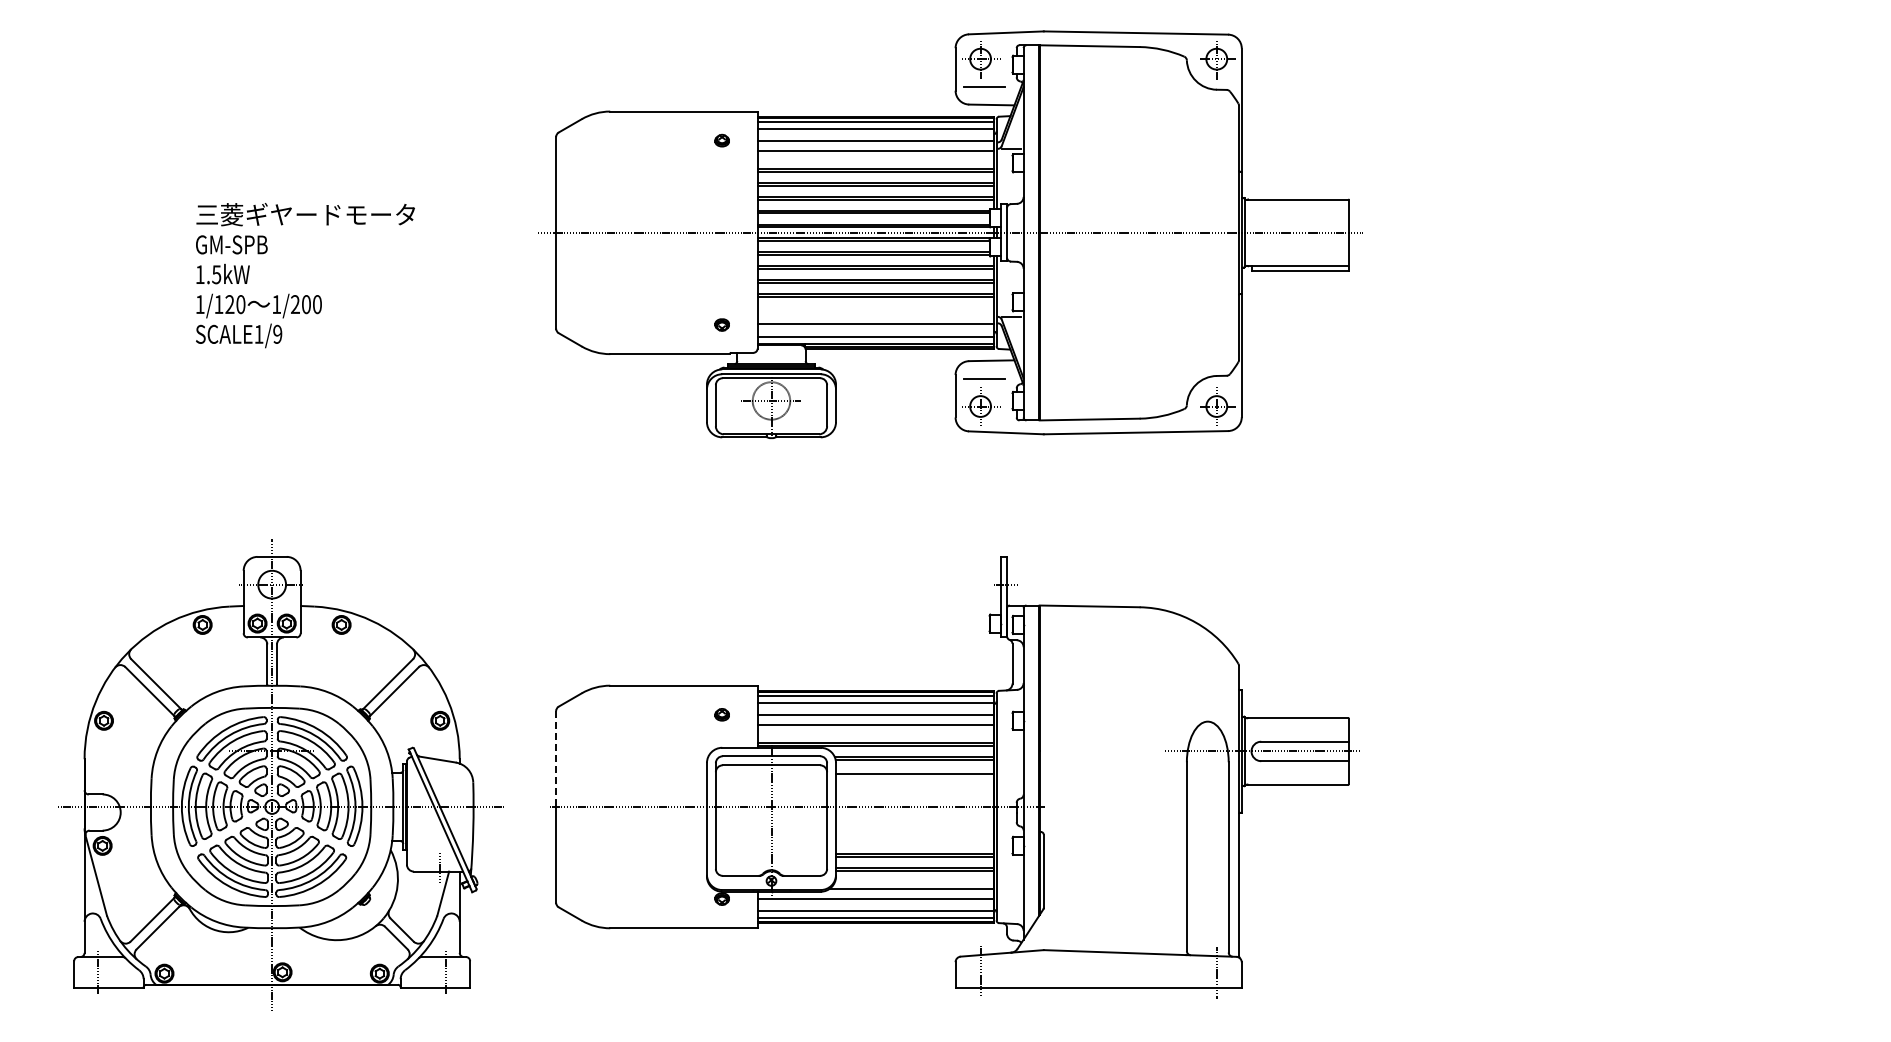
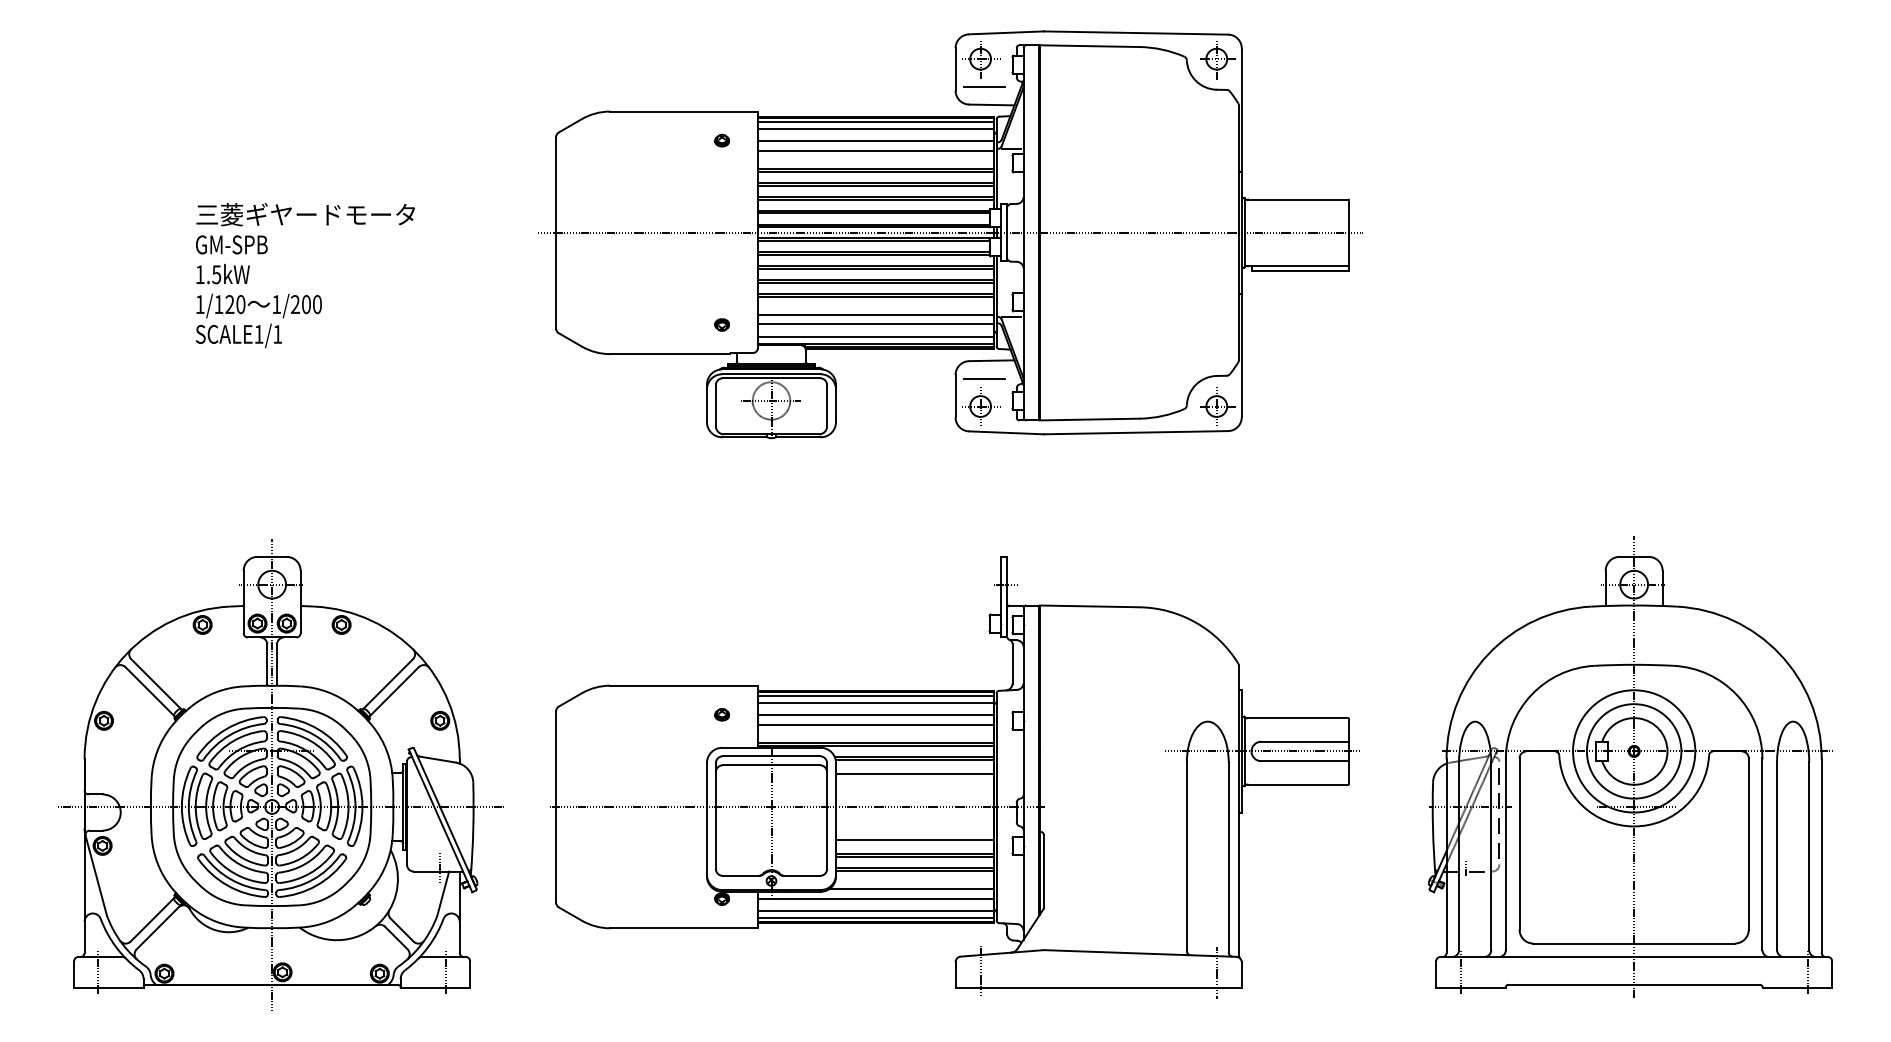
line: none -> present (875, 314)
text: SCALE1/9 -> SCALE1/1 (277, 333)
line: dashed -> solid (556, 759)
part: none -> present (1629, 766)
line: none -> present (914, 840)
